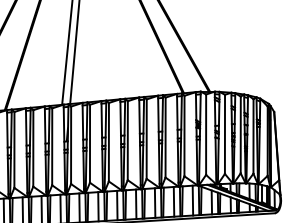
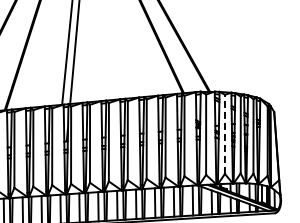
line: solid -> dashed (224, 134)
